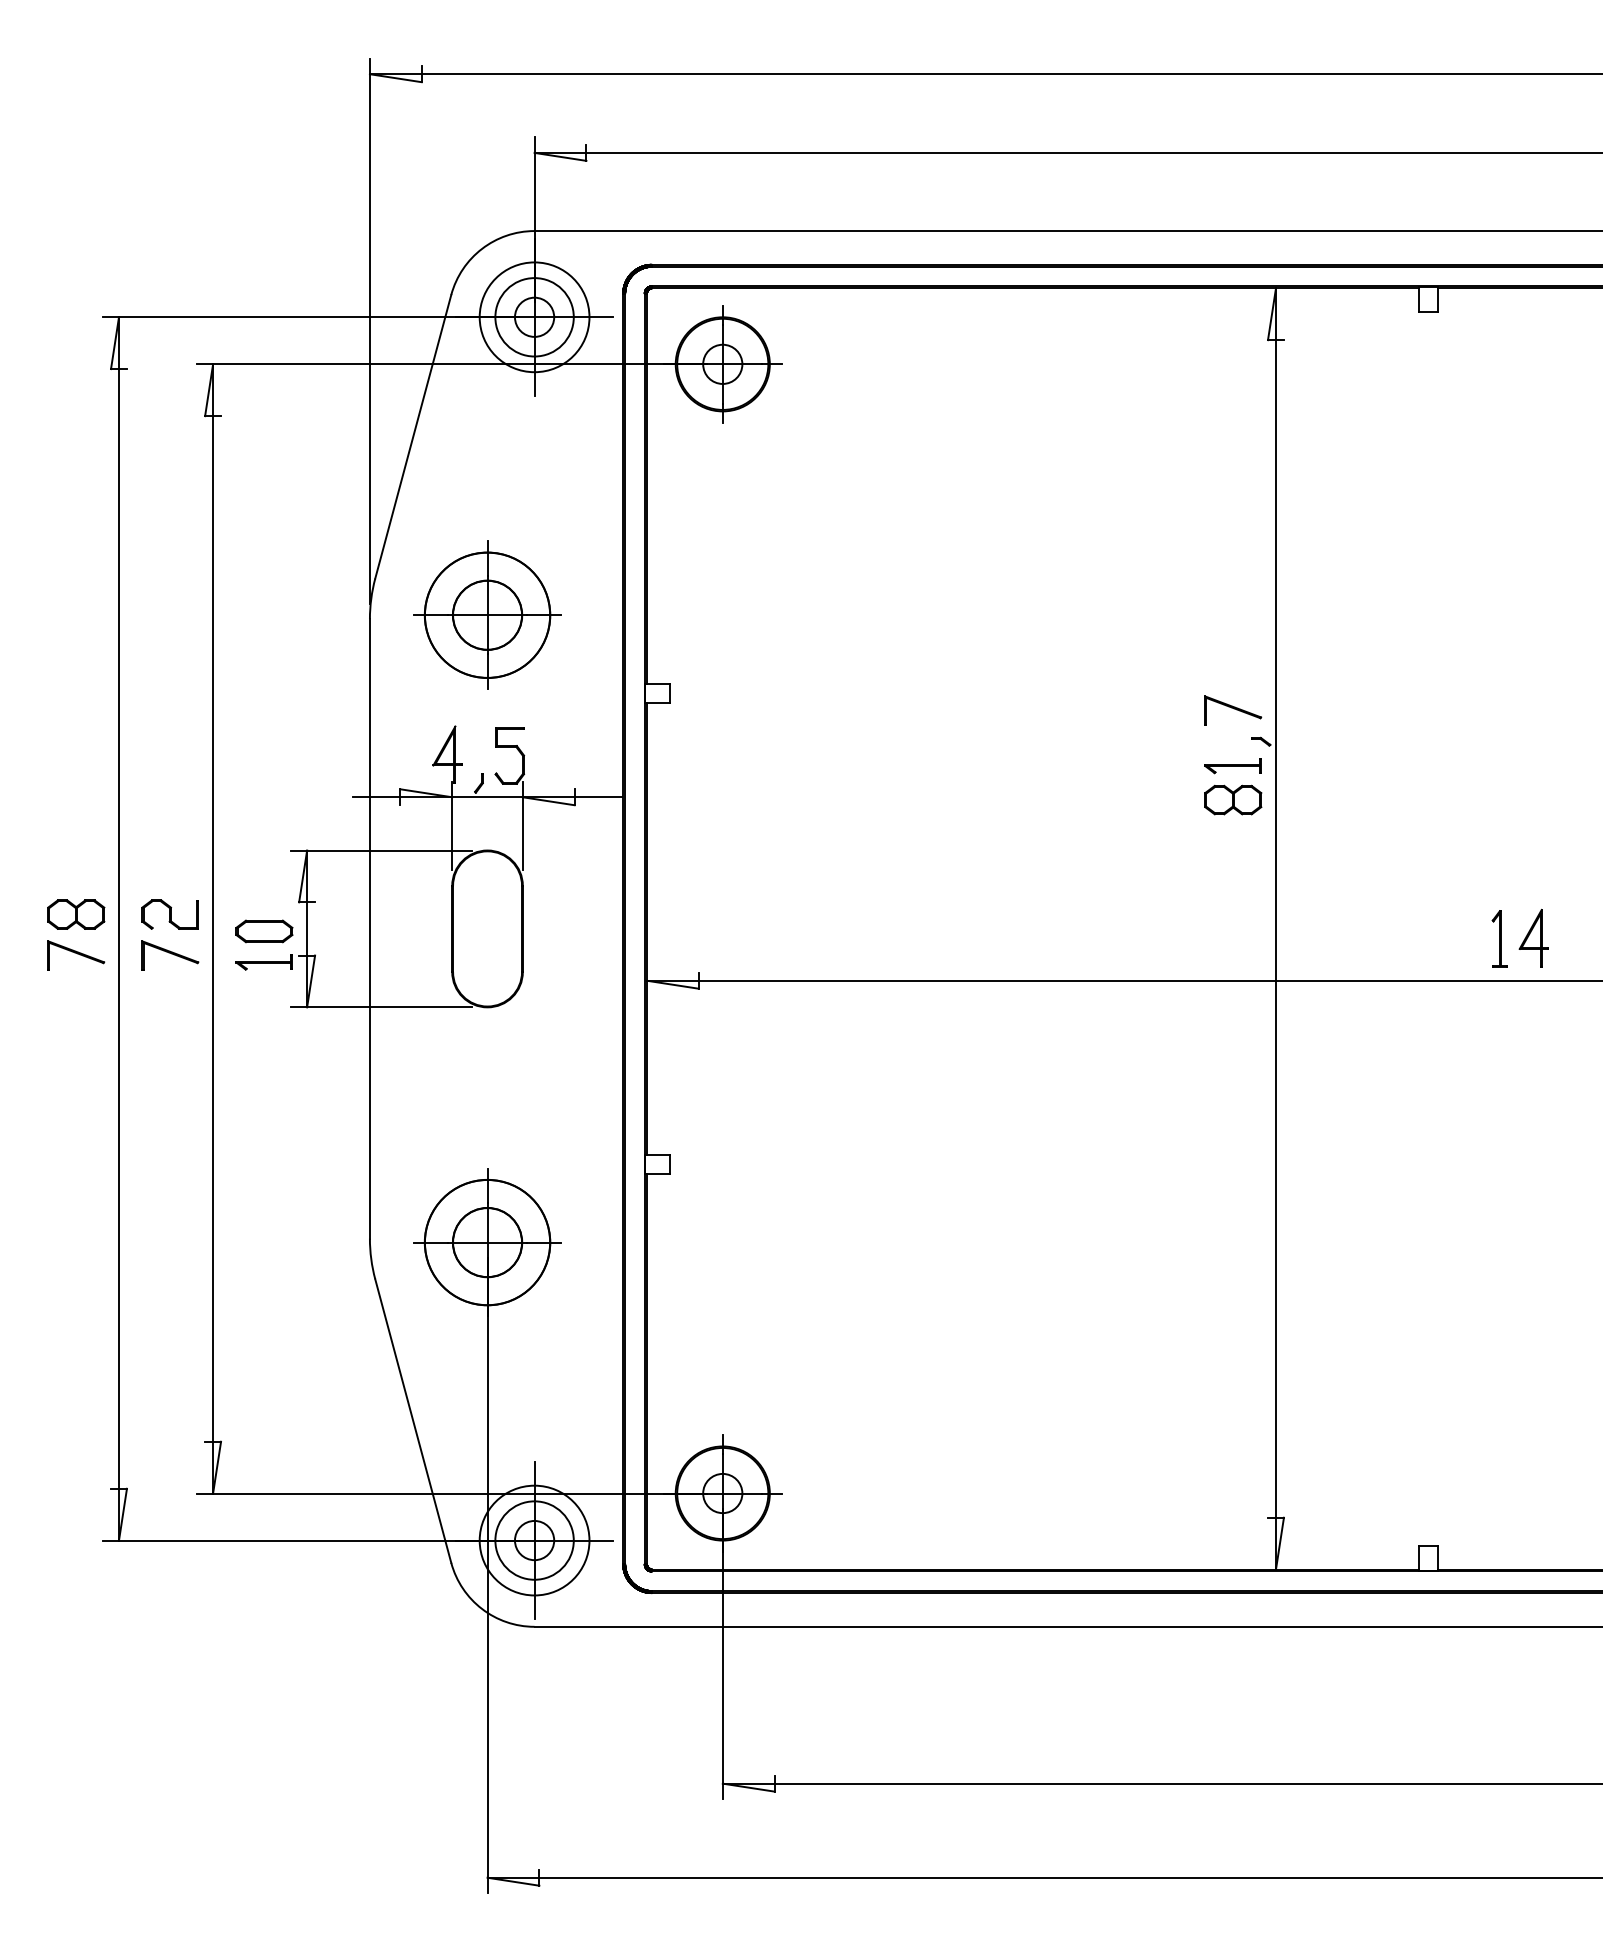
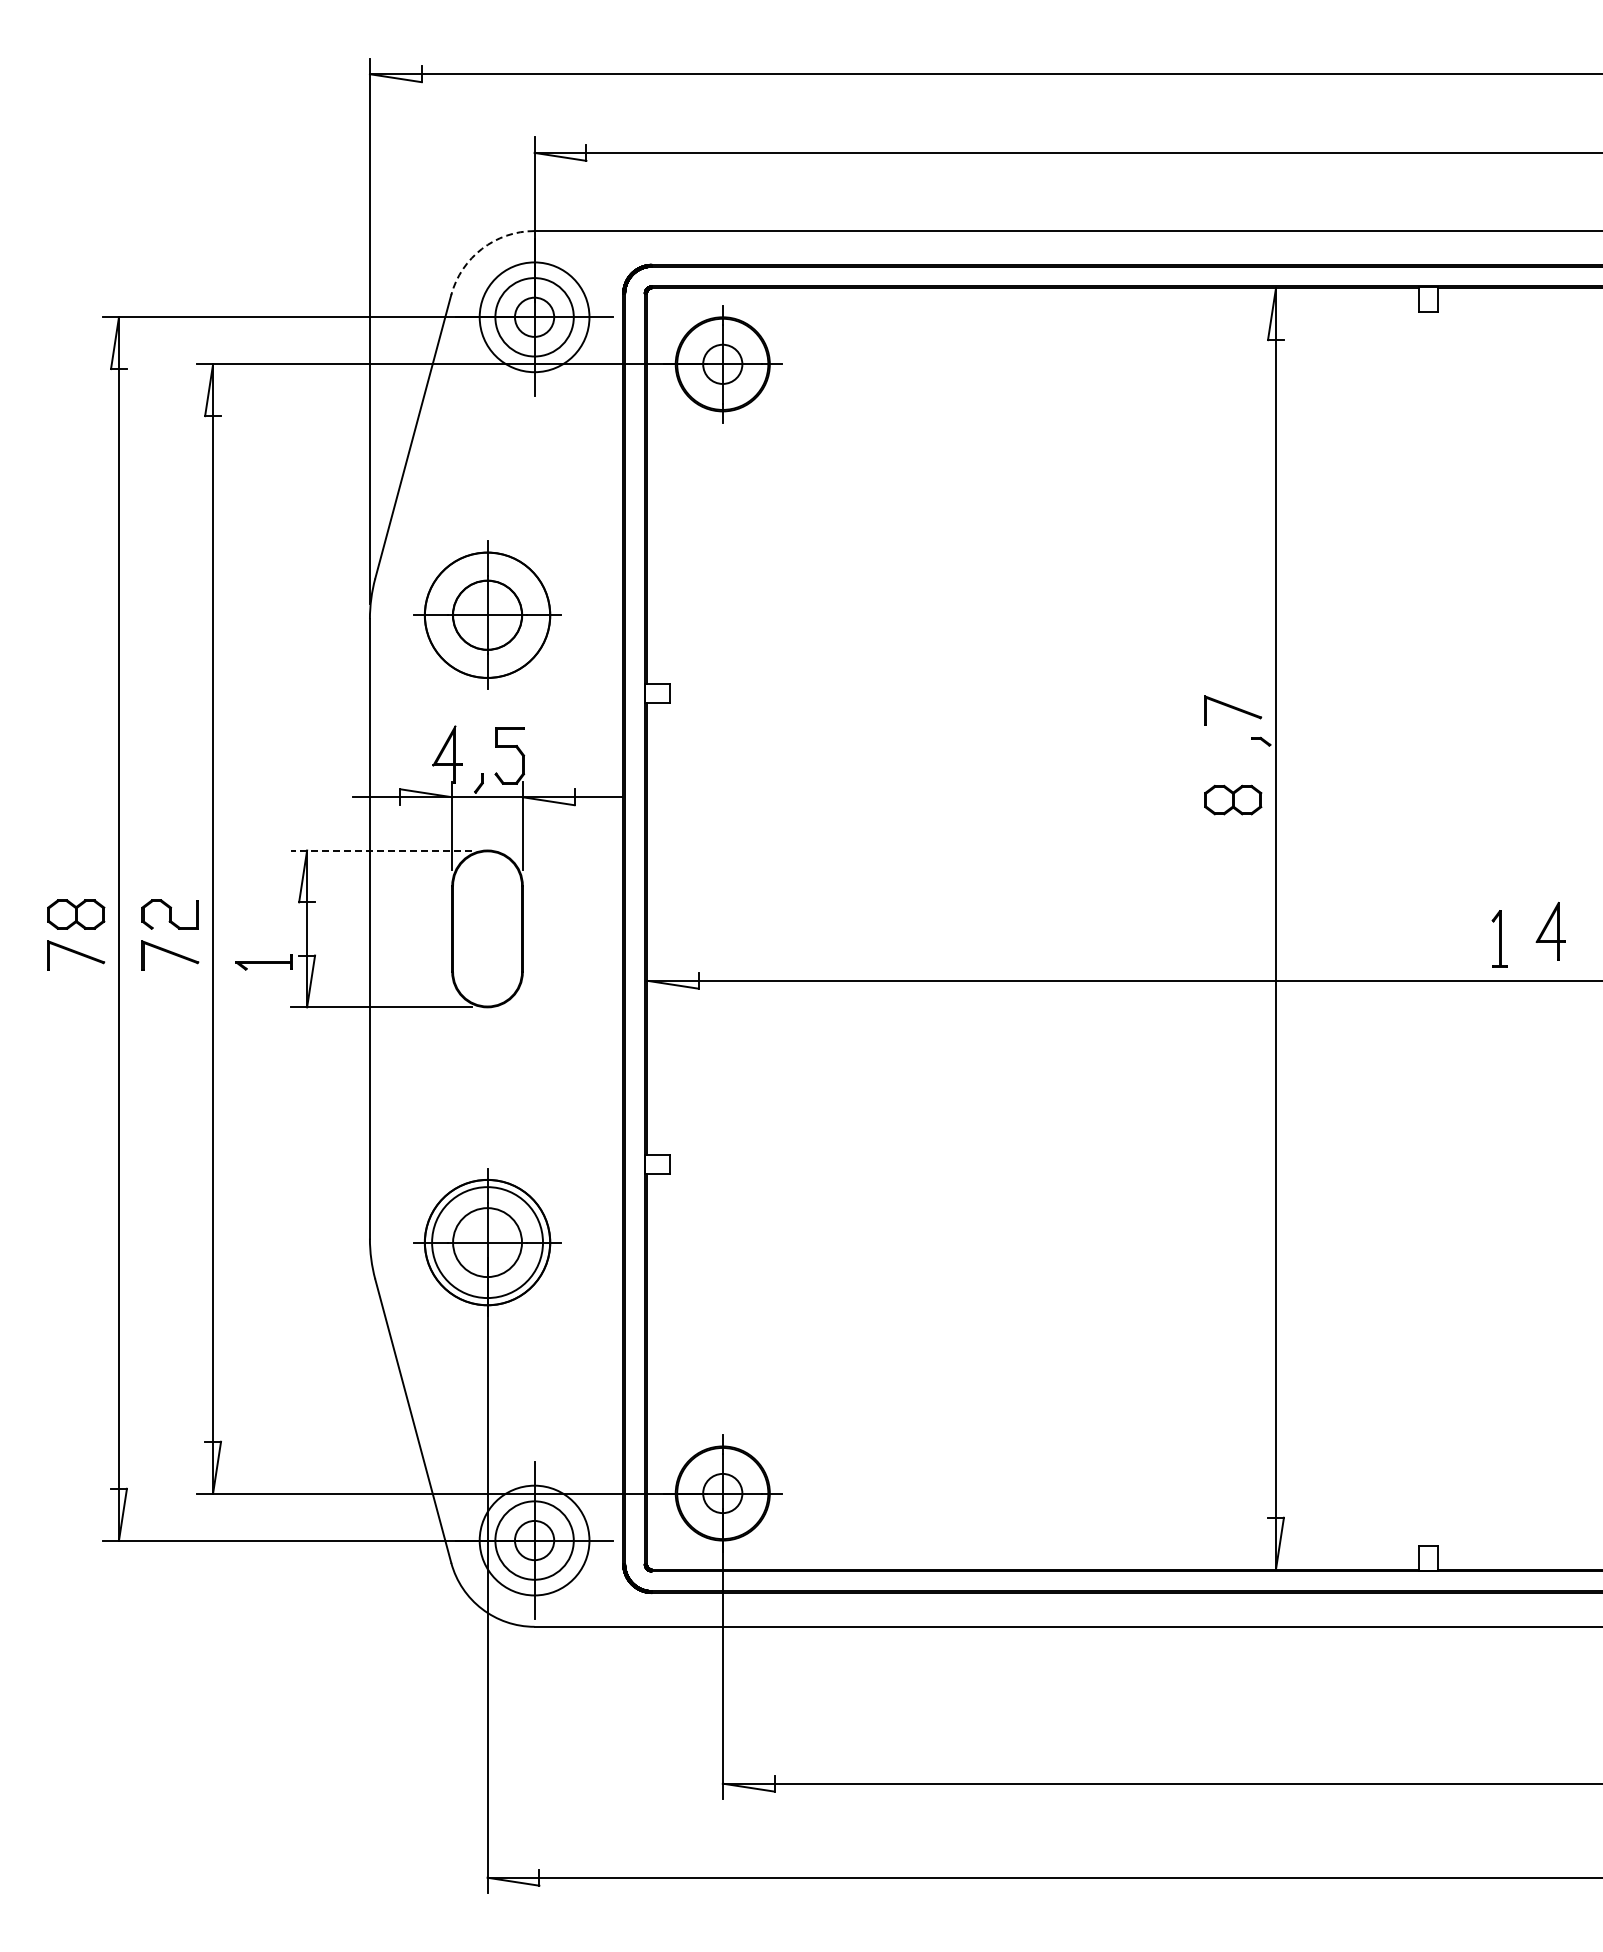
arc: solid -> dashed (482, 248)
part: present -> none (1232, 766)
line: solid -> dashed (381, 850)
part: present -> none (264, 931)
part position: (1533, 937) -> (1550, 930) (1550, 930)
circle diameter: 69 px -> 111 px (487, 1242)
